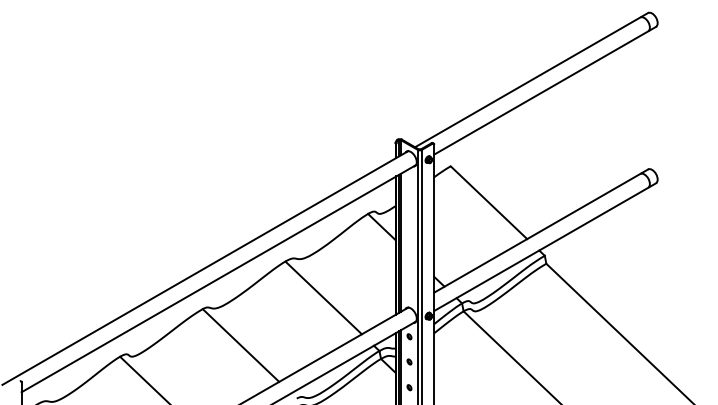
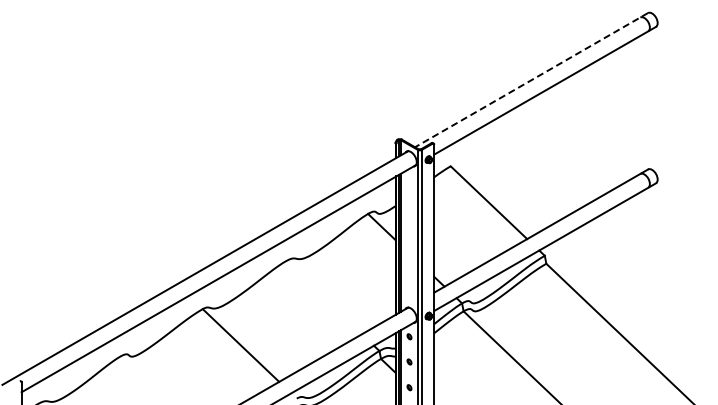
line: solid -> dashed (531, 80)
line: present -> none (323, 297)
line: present -> none (143, 378)
